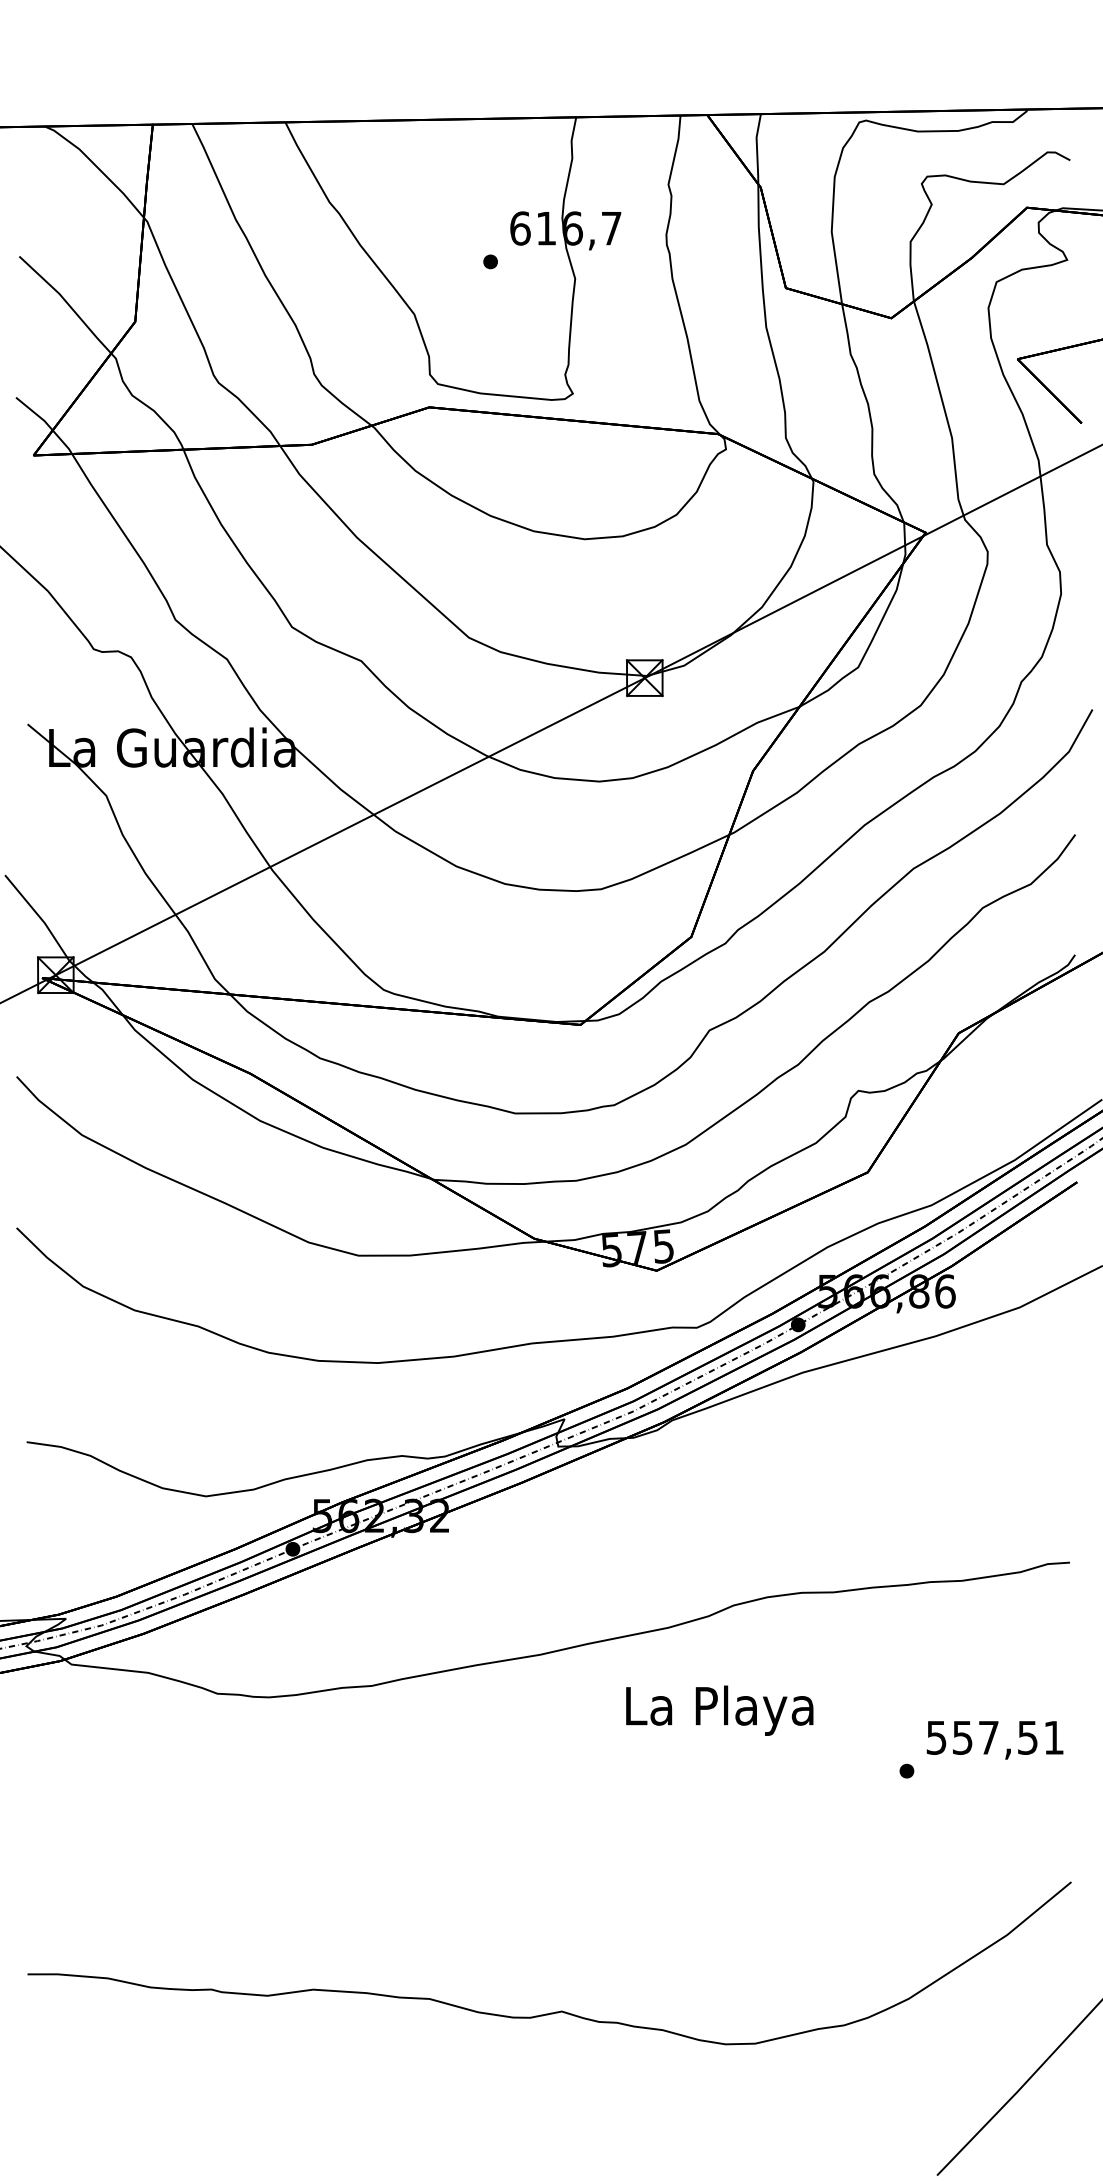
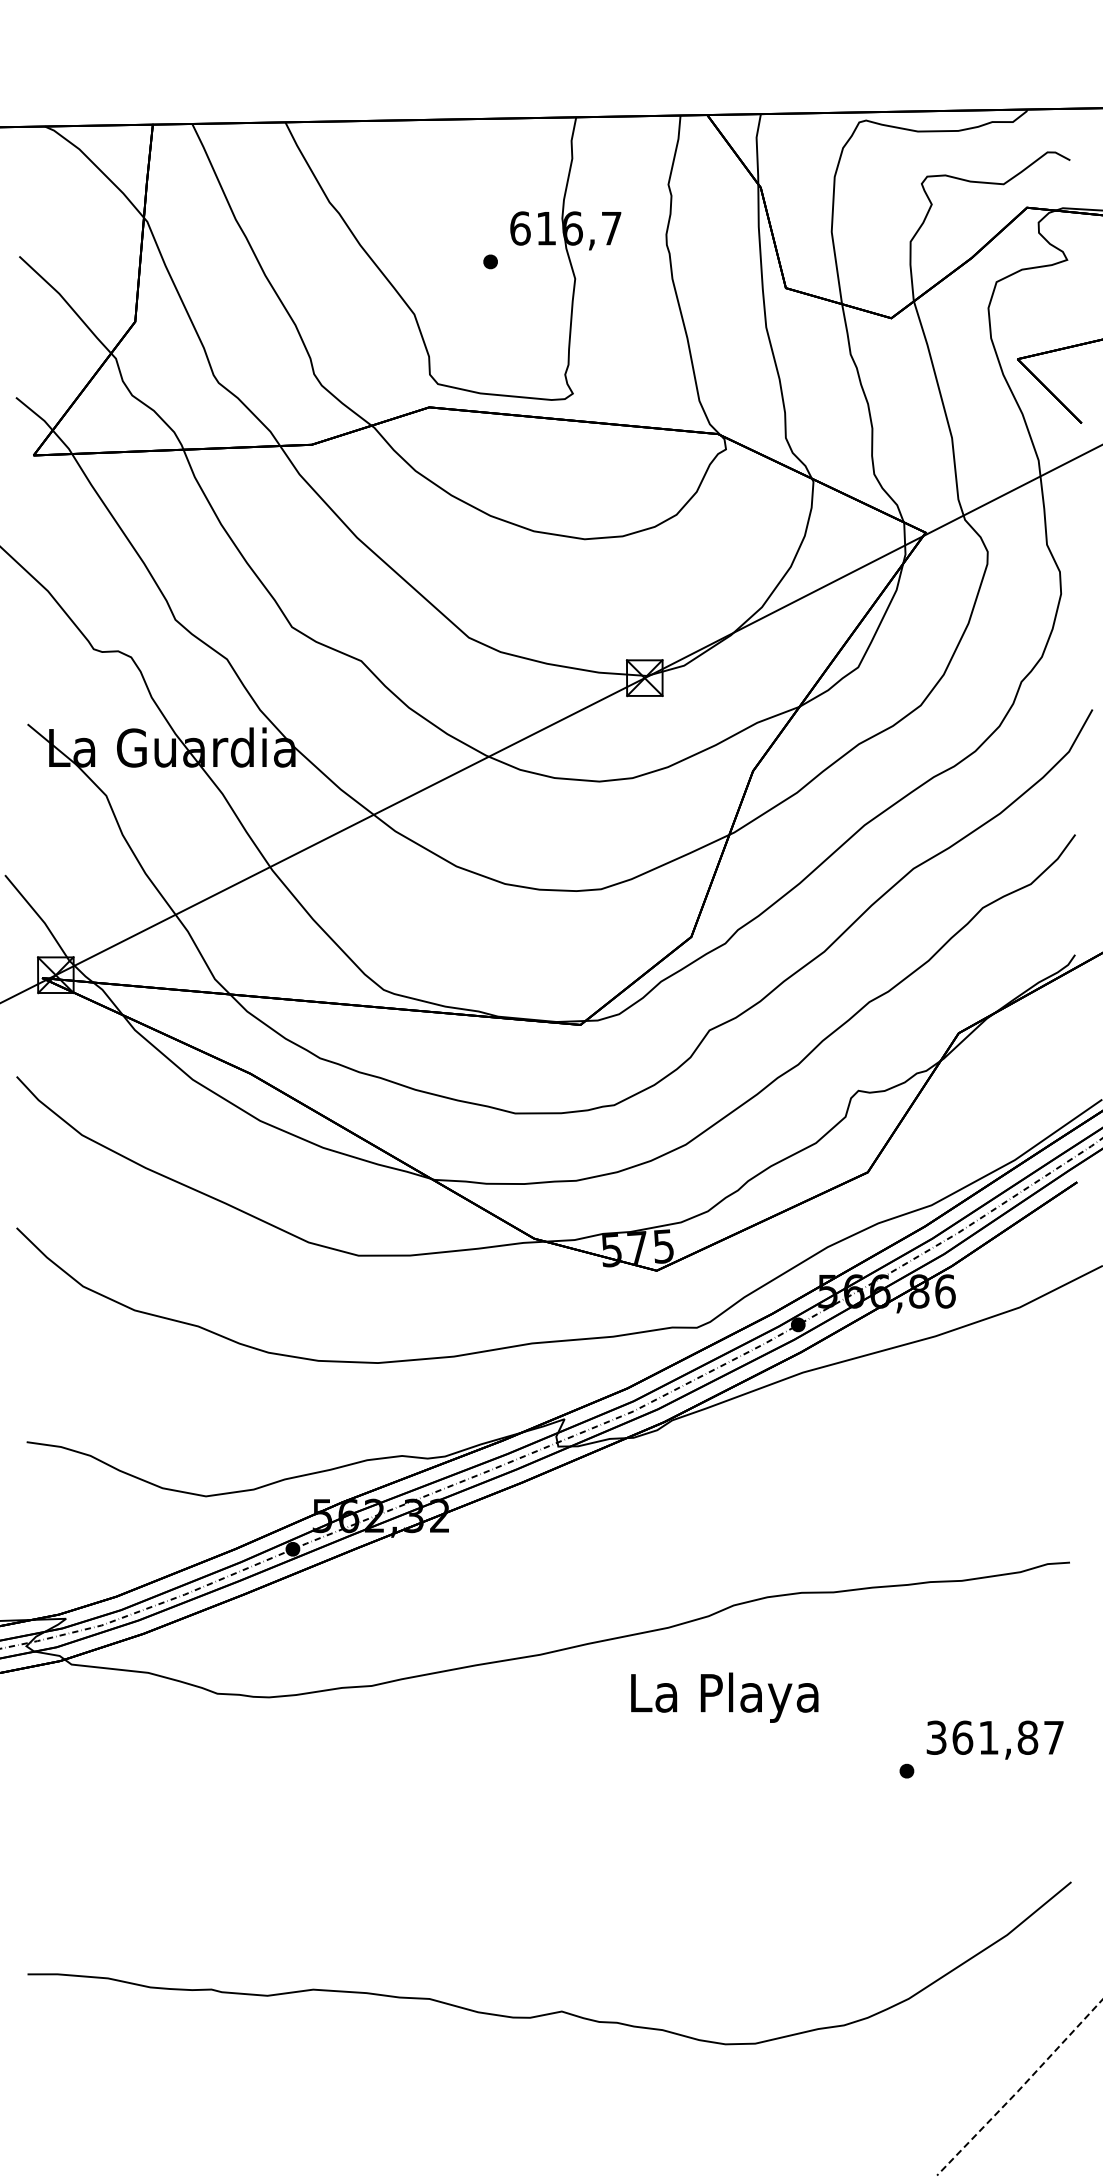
text position: (719, 1710) -> (724, 1697) (724, 1697)
text: 557,51 -> 361,87 (995, 1737)
line: solid -> dashed (1020, 2088)
